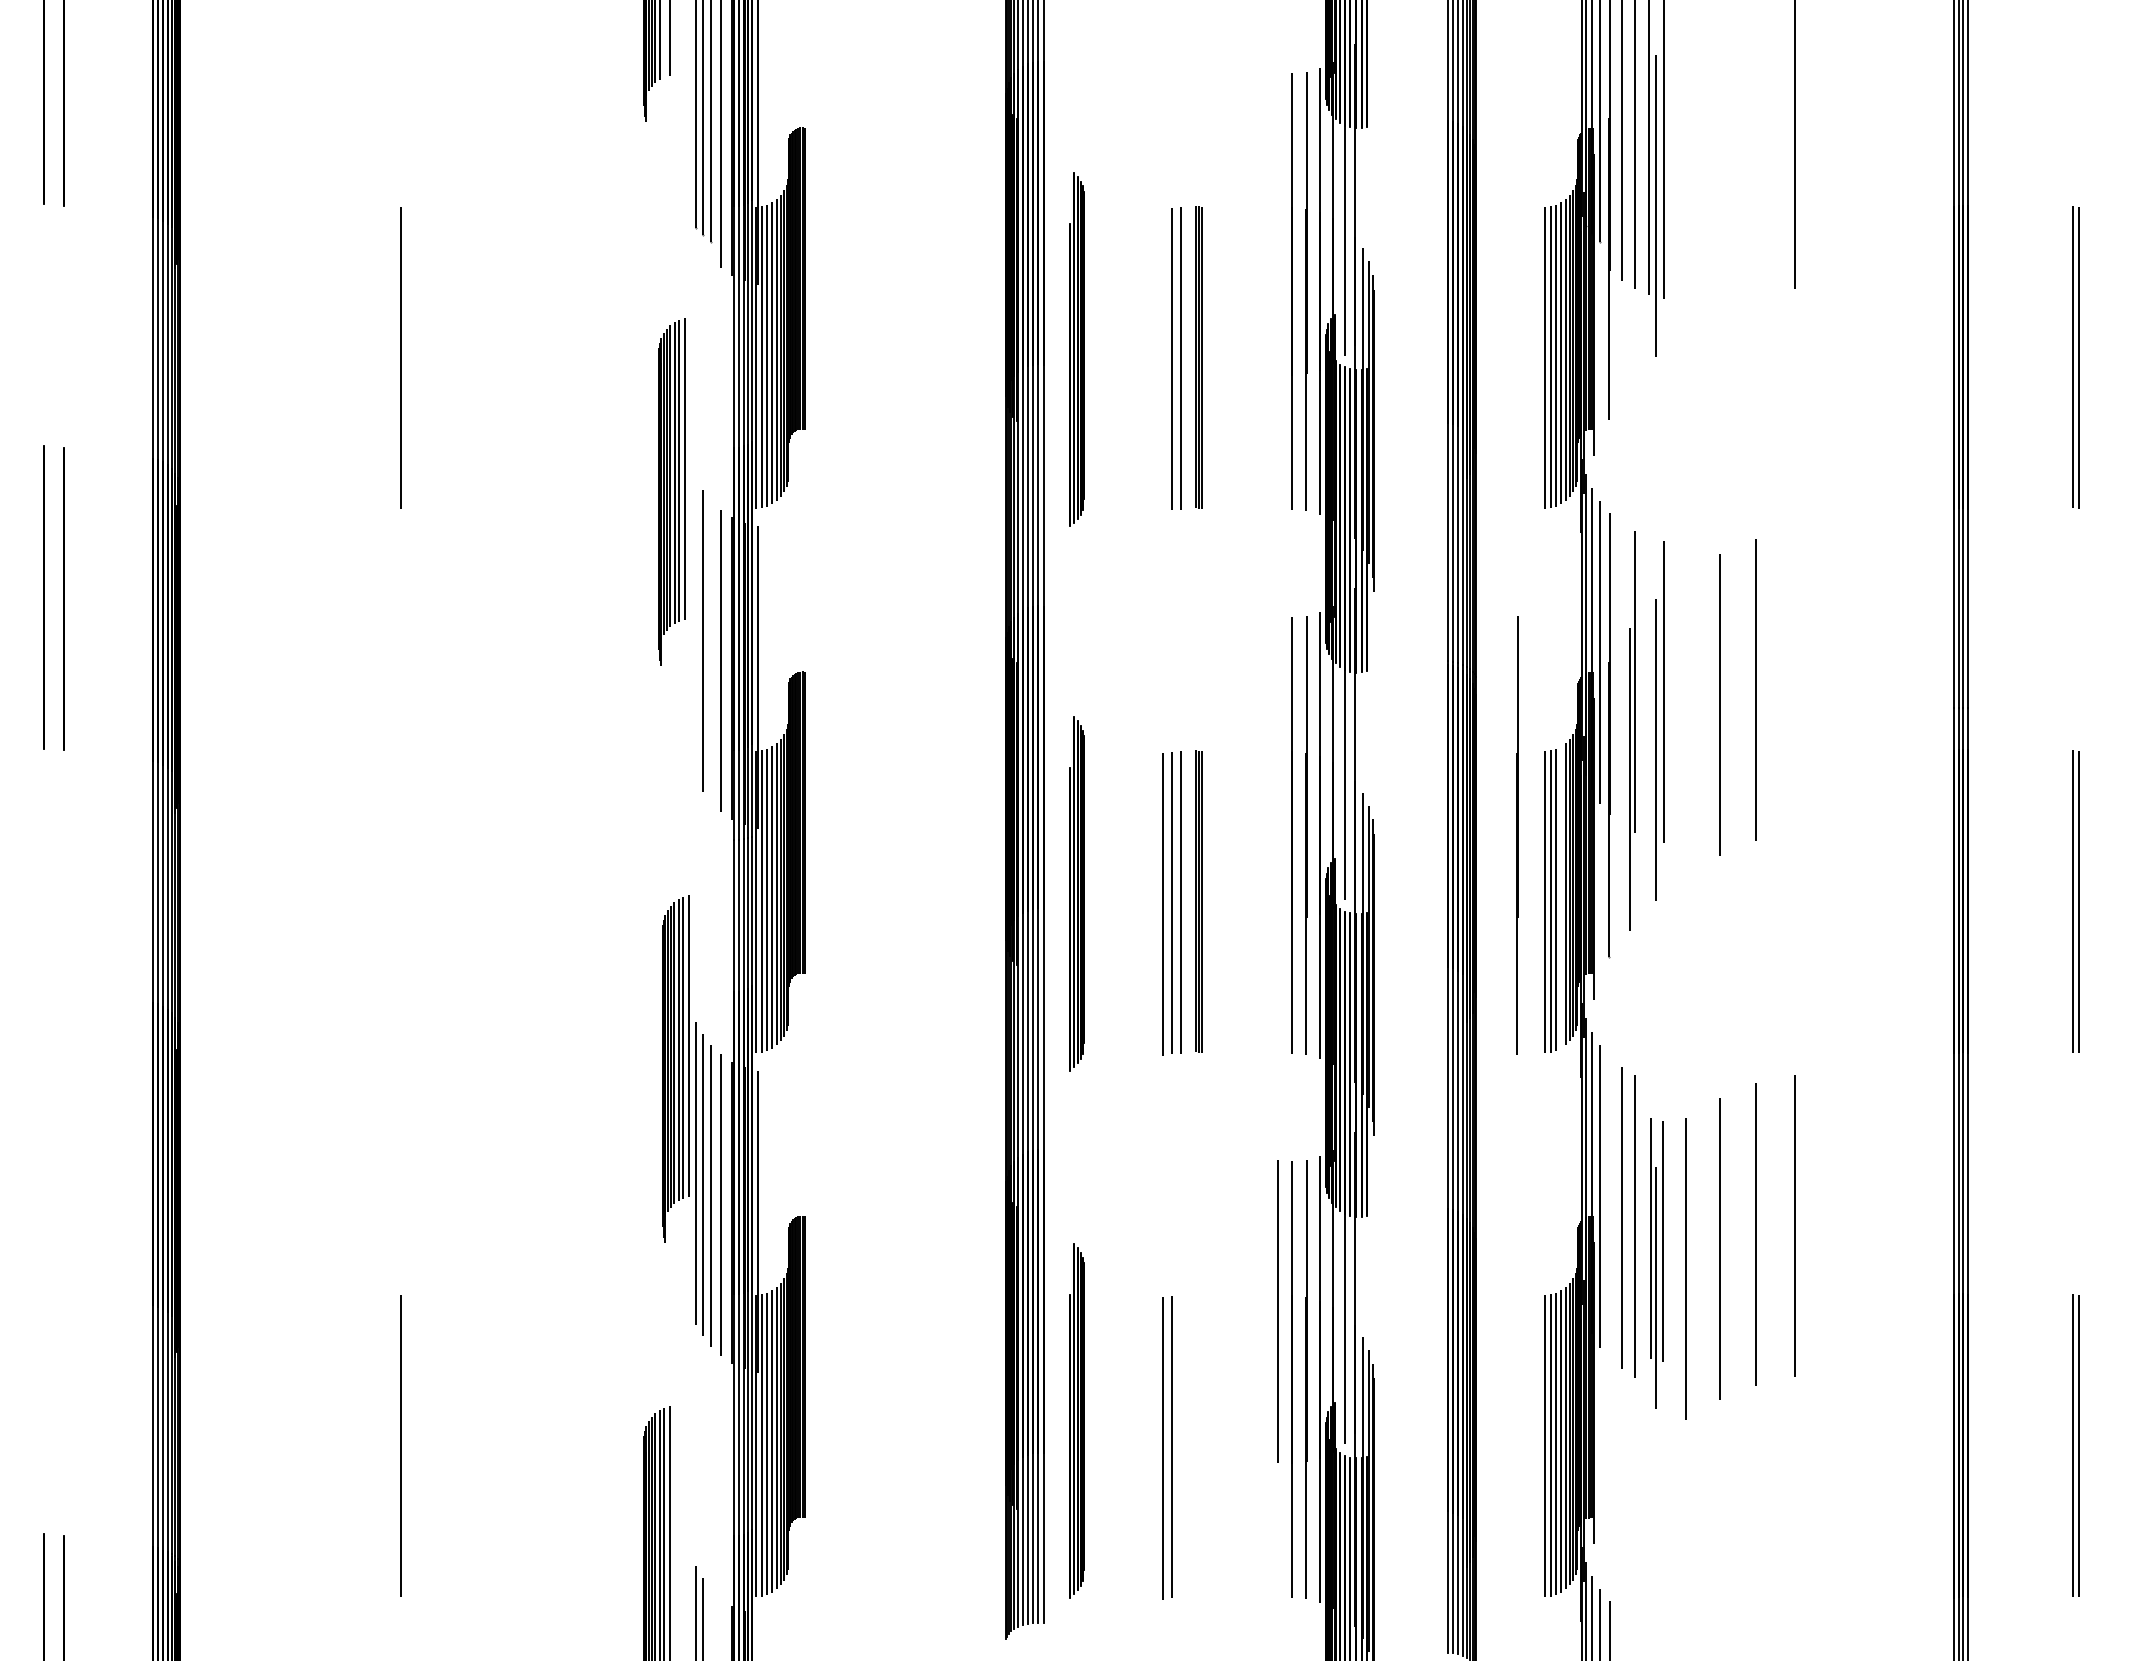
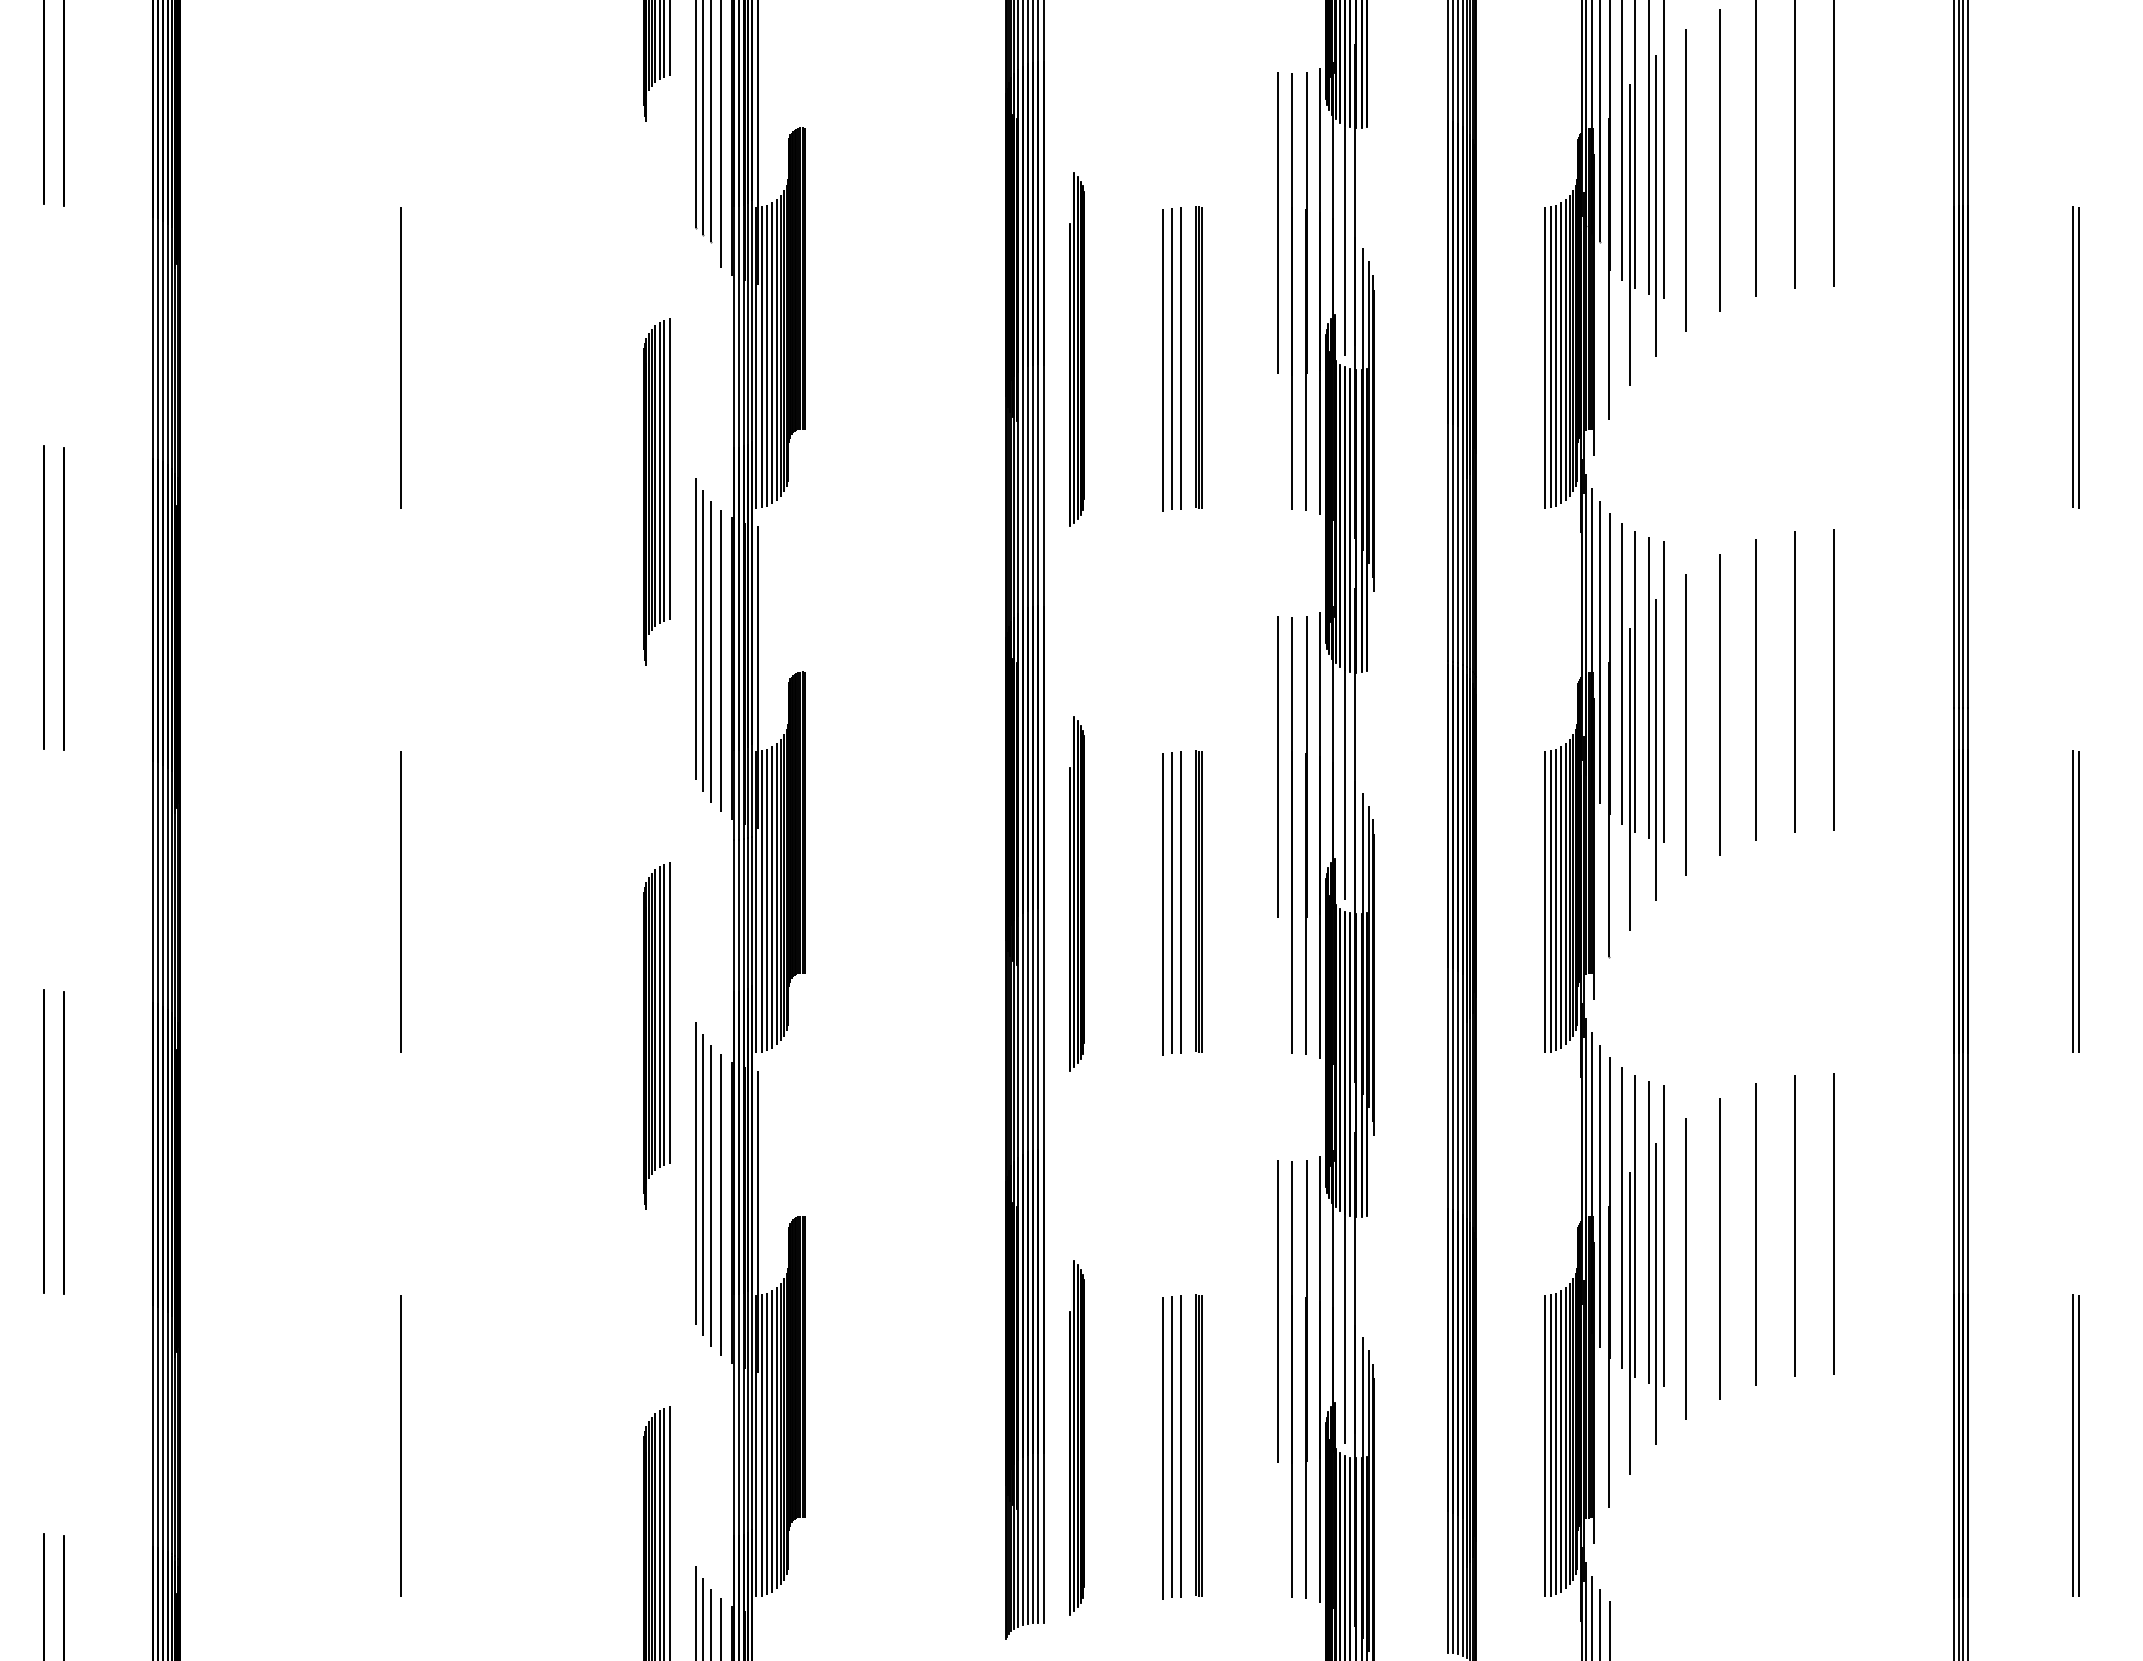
line: none -> present (664, 39)
line: none -> present (1833, 144)
line: none -> present (1756, 149)
line: none -> present (1719, 160)
line: none -> present (1685, 180)
line: none -> present (1277, 222)
line: none -> present (1629, 235)
line: none -> present (1163, 360)
part position: (671, 491) -> (656, 491) (656, 491)
line: none -> present (696, 629)
line: none -> present (711, 651)
line: none -> present (1621, 674)
line: none -> present (1833, 679)
line: none -> present (1794, 681)
line: none -> present (1649, 688)
line: none -> present (1685, 724)
line: none -> present (1278, 767)
line: present -> none (1517, 835)
line: none -> present (1561, 897)
line: none -> present (401, 901)
part position: (675, 1068) -> (656, 1035) (656, 1035)
line: none -> present (43, 1141)
line: none -> present (63, 1142)
line: none -> present (1833, 1223)
part size: 14x291 px -> 17x364 px (1656, 1262)
line: none -> present (1609, 1282)
line: none -> present (1629, 1323)
part position: (1076, 1420) -> (1076, 1437) (1076, 1437)
part: none -> present (1198, 1445)
line: none -> present (1181, 1446)
line: none -> present (711, 1623)
line: none -> present (721, 1627)
